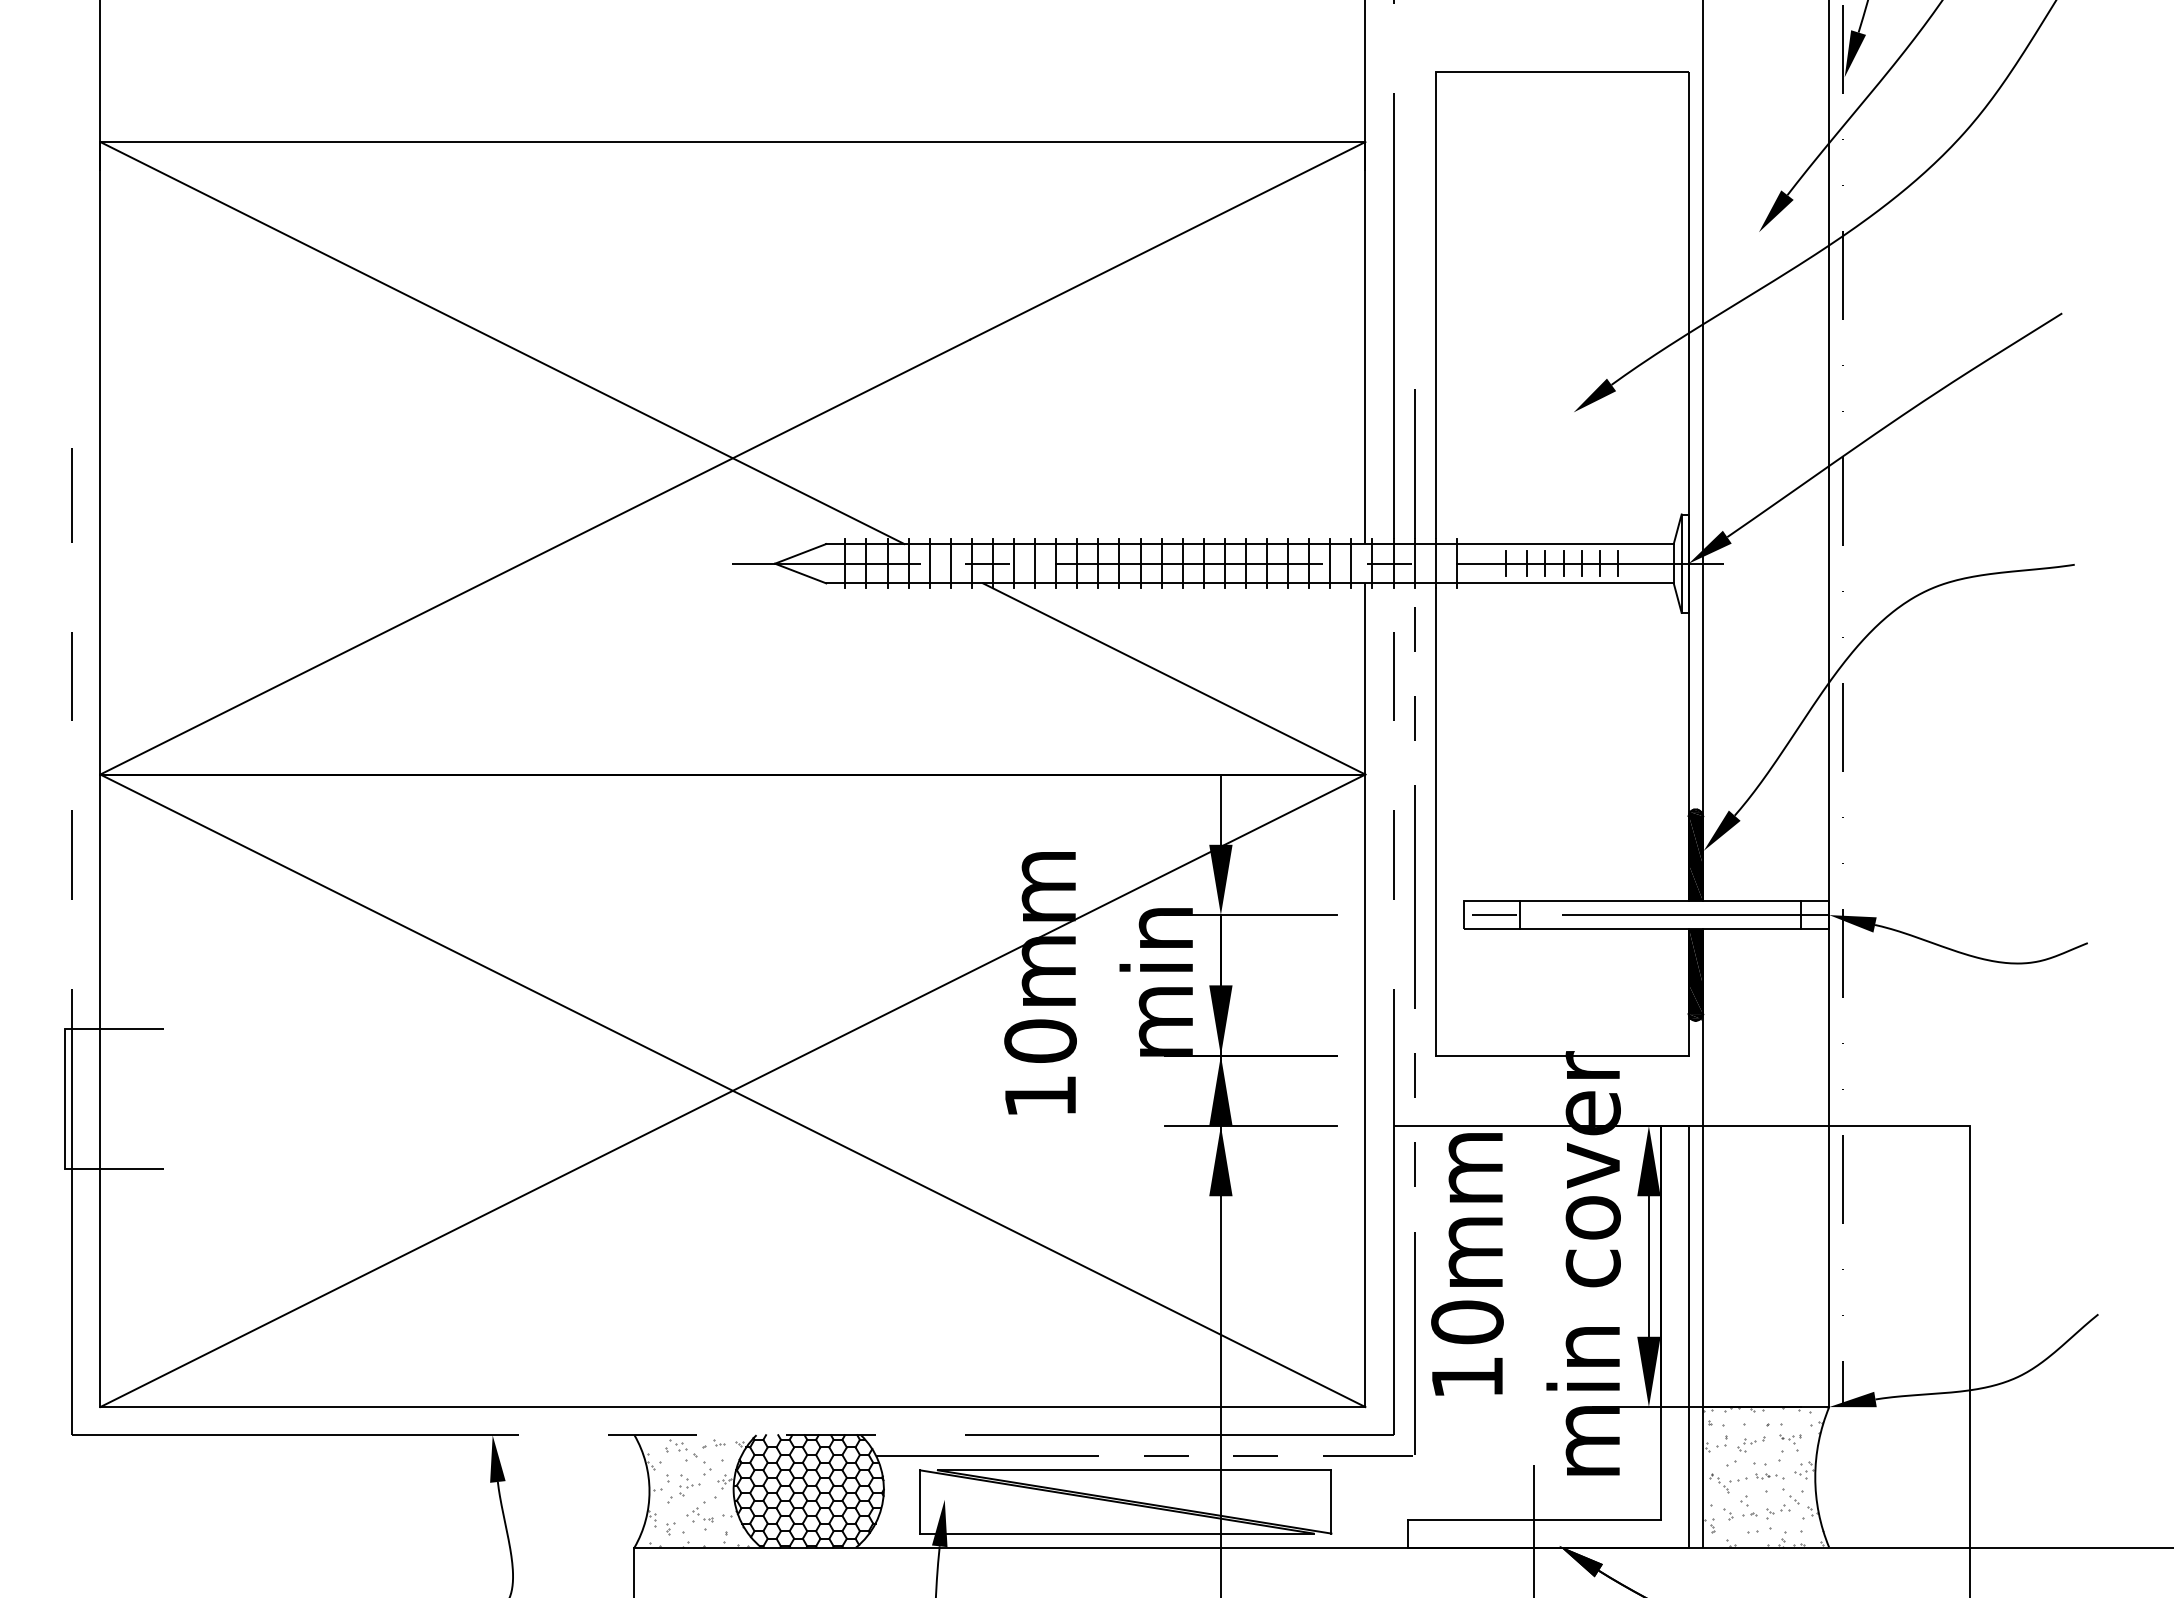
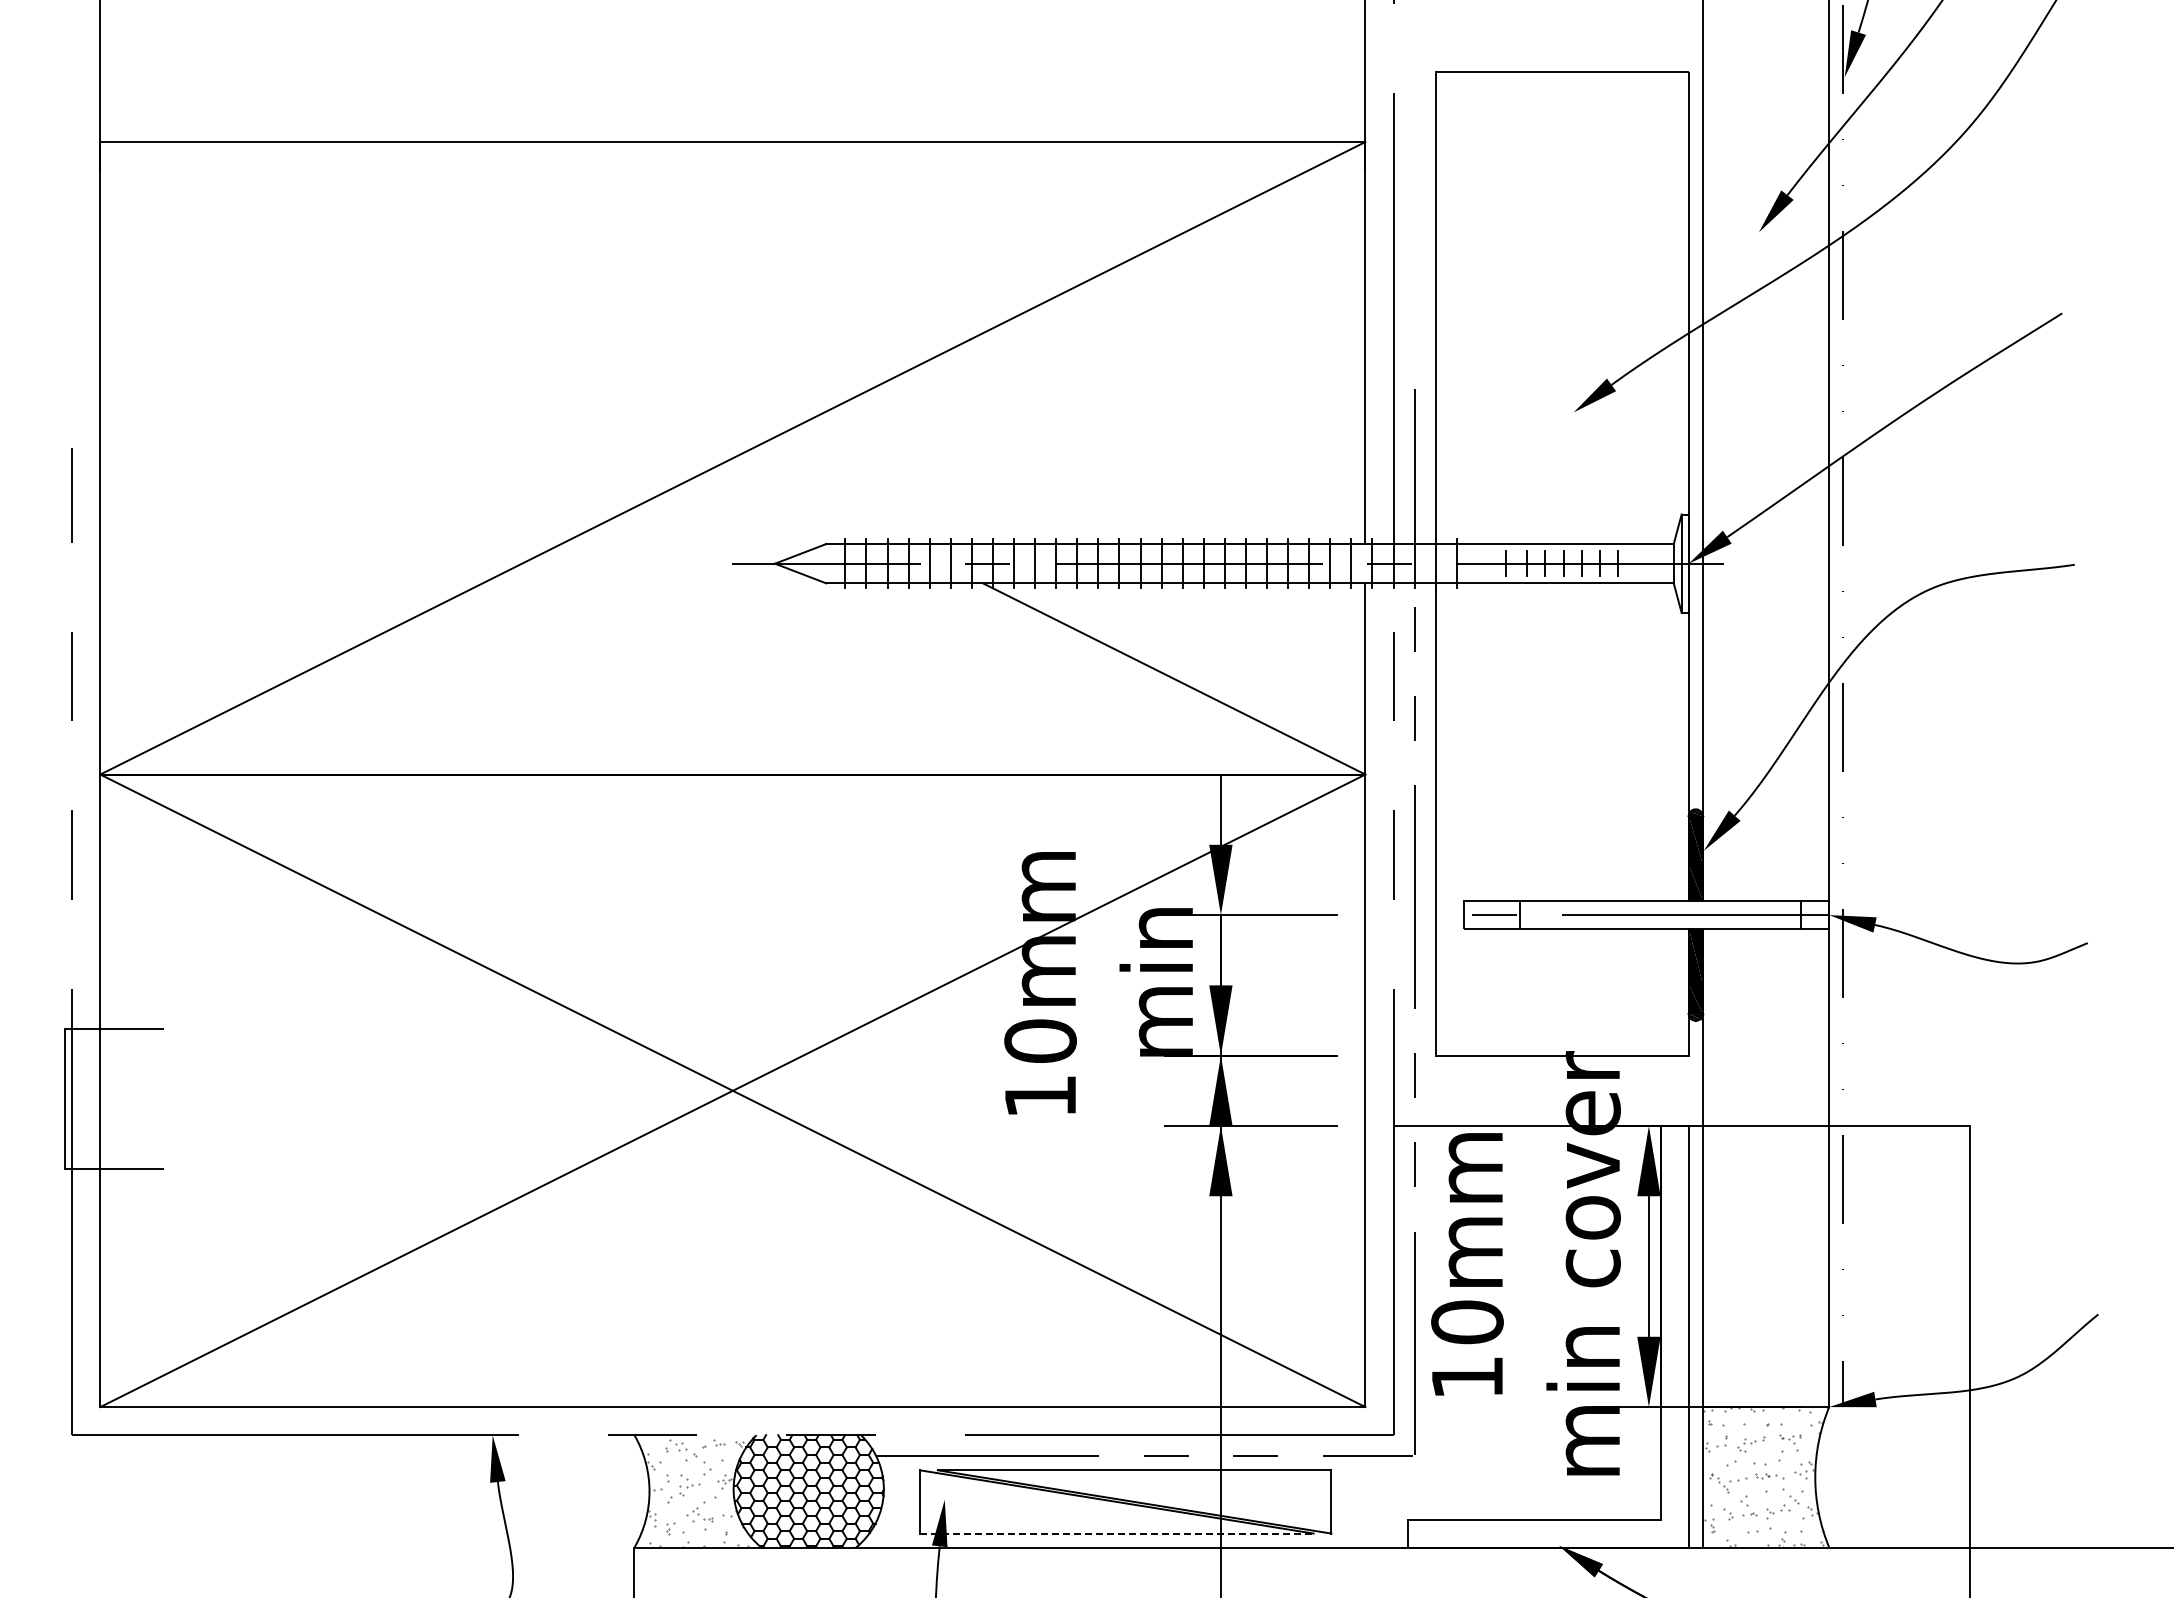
line: present -> none (502, 343)
line: present -> none (1534, 1529)
line: solid -> dashed (1116, 1533)
